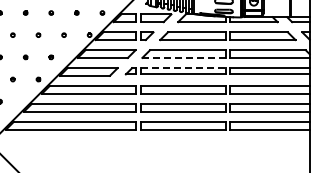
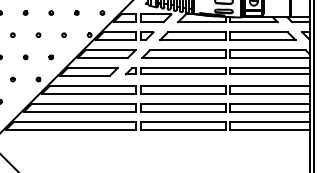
line: dashed -> solid (184, 57)
line: dashed -> solid (183, 68)
line: none -> present (313, 85)
